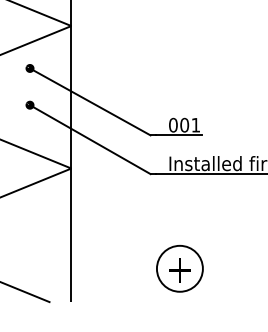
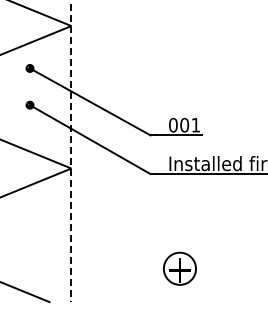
line: solid -> dashed (71, 151)
circle diameter: 46 px -> 32 px (179, 268)
